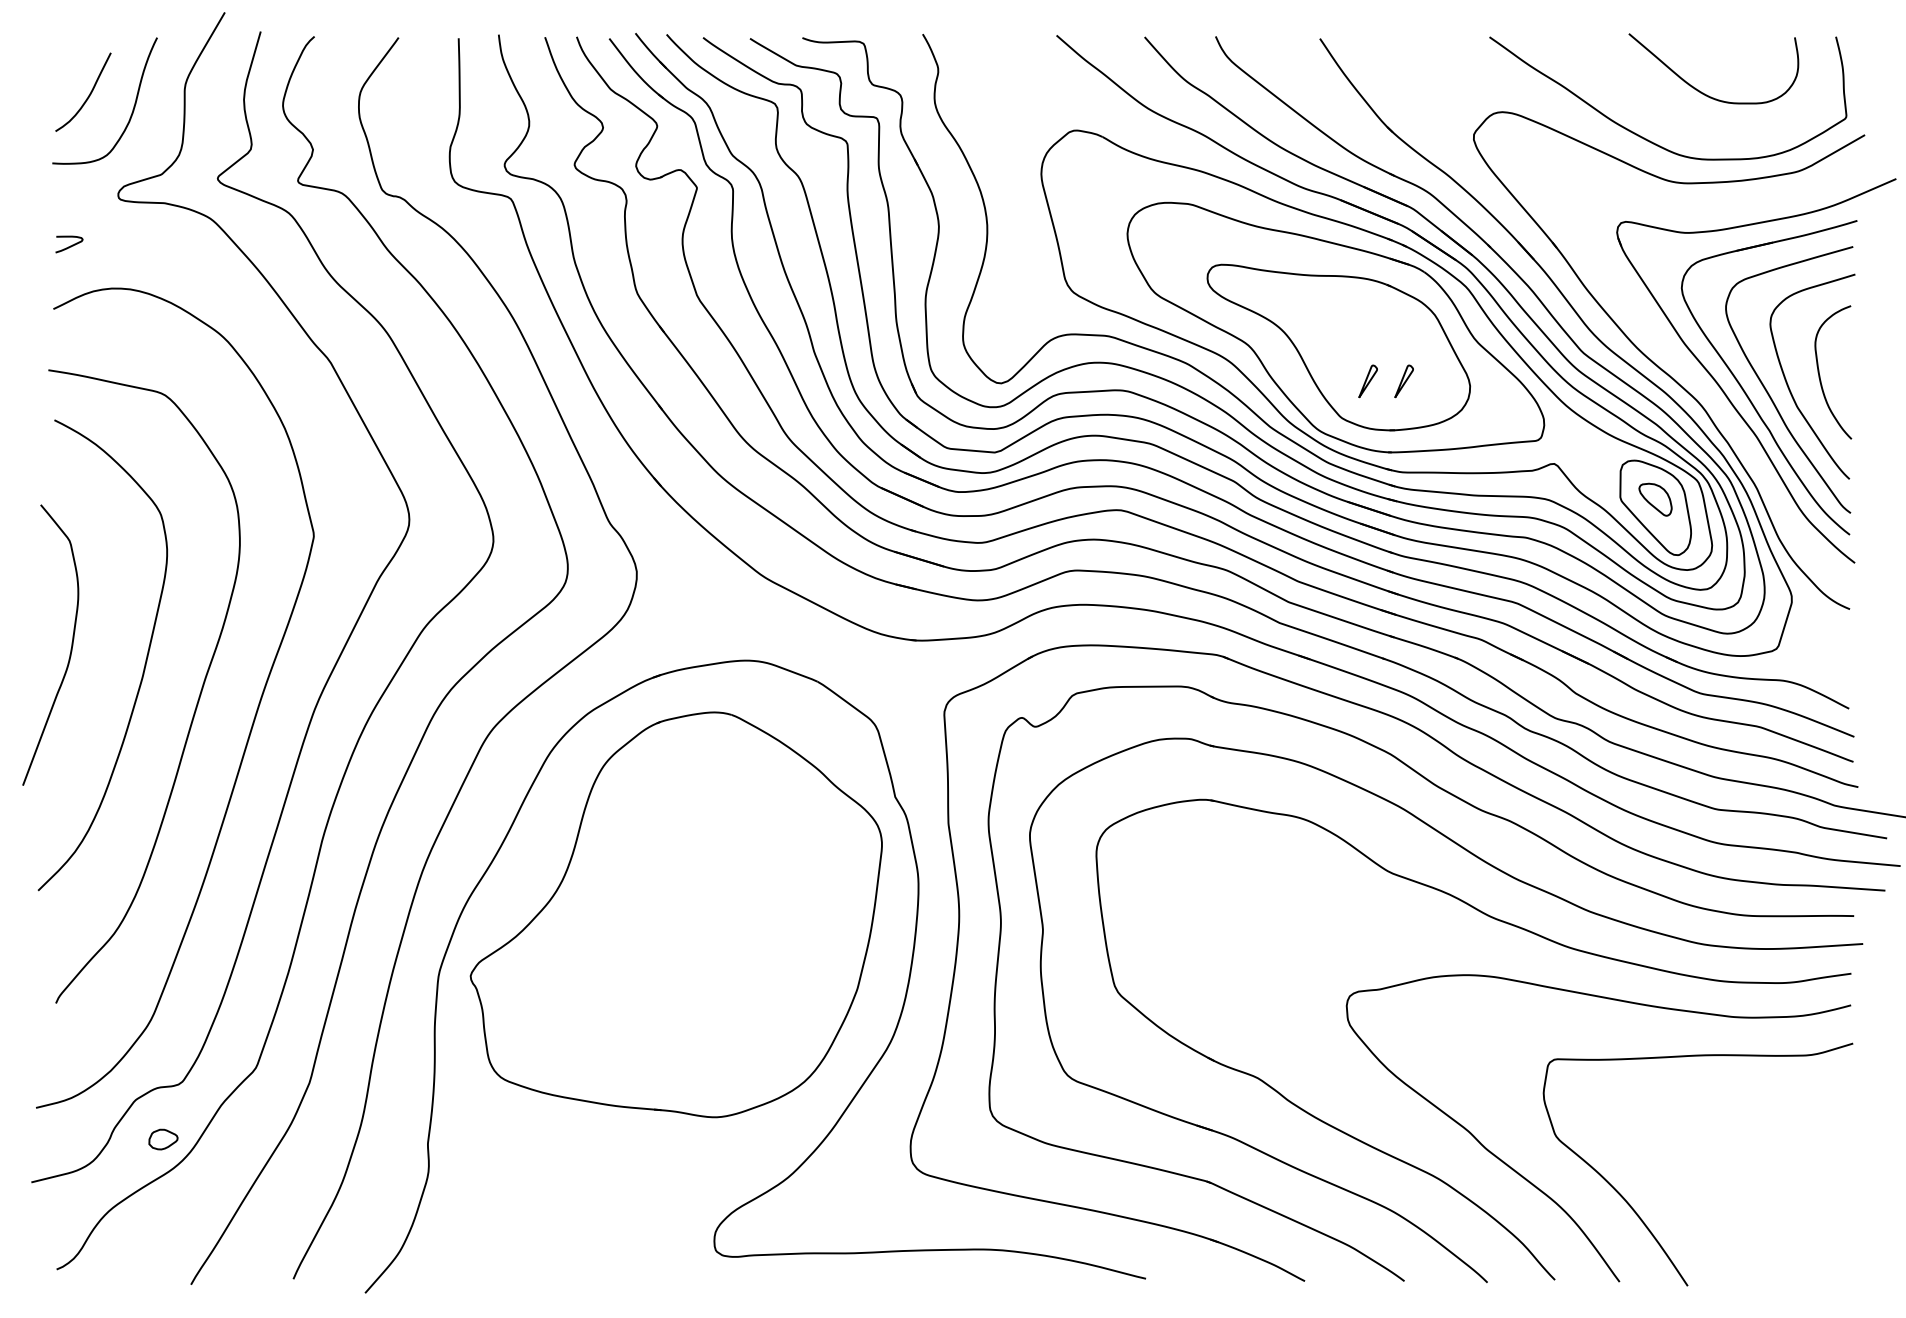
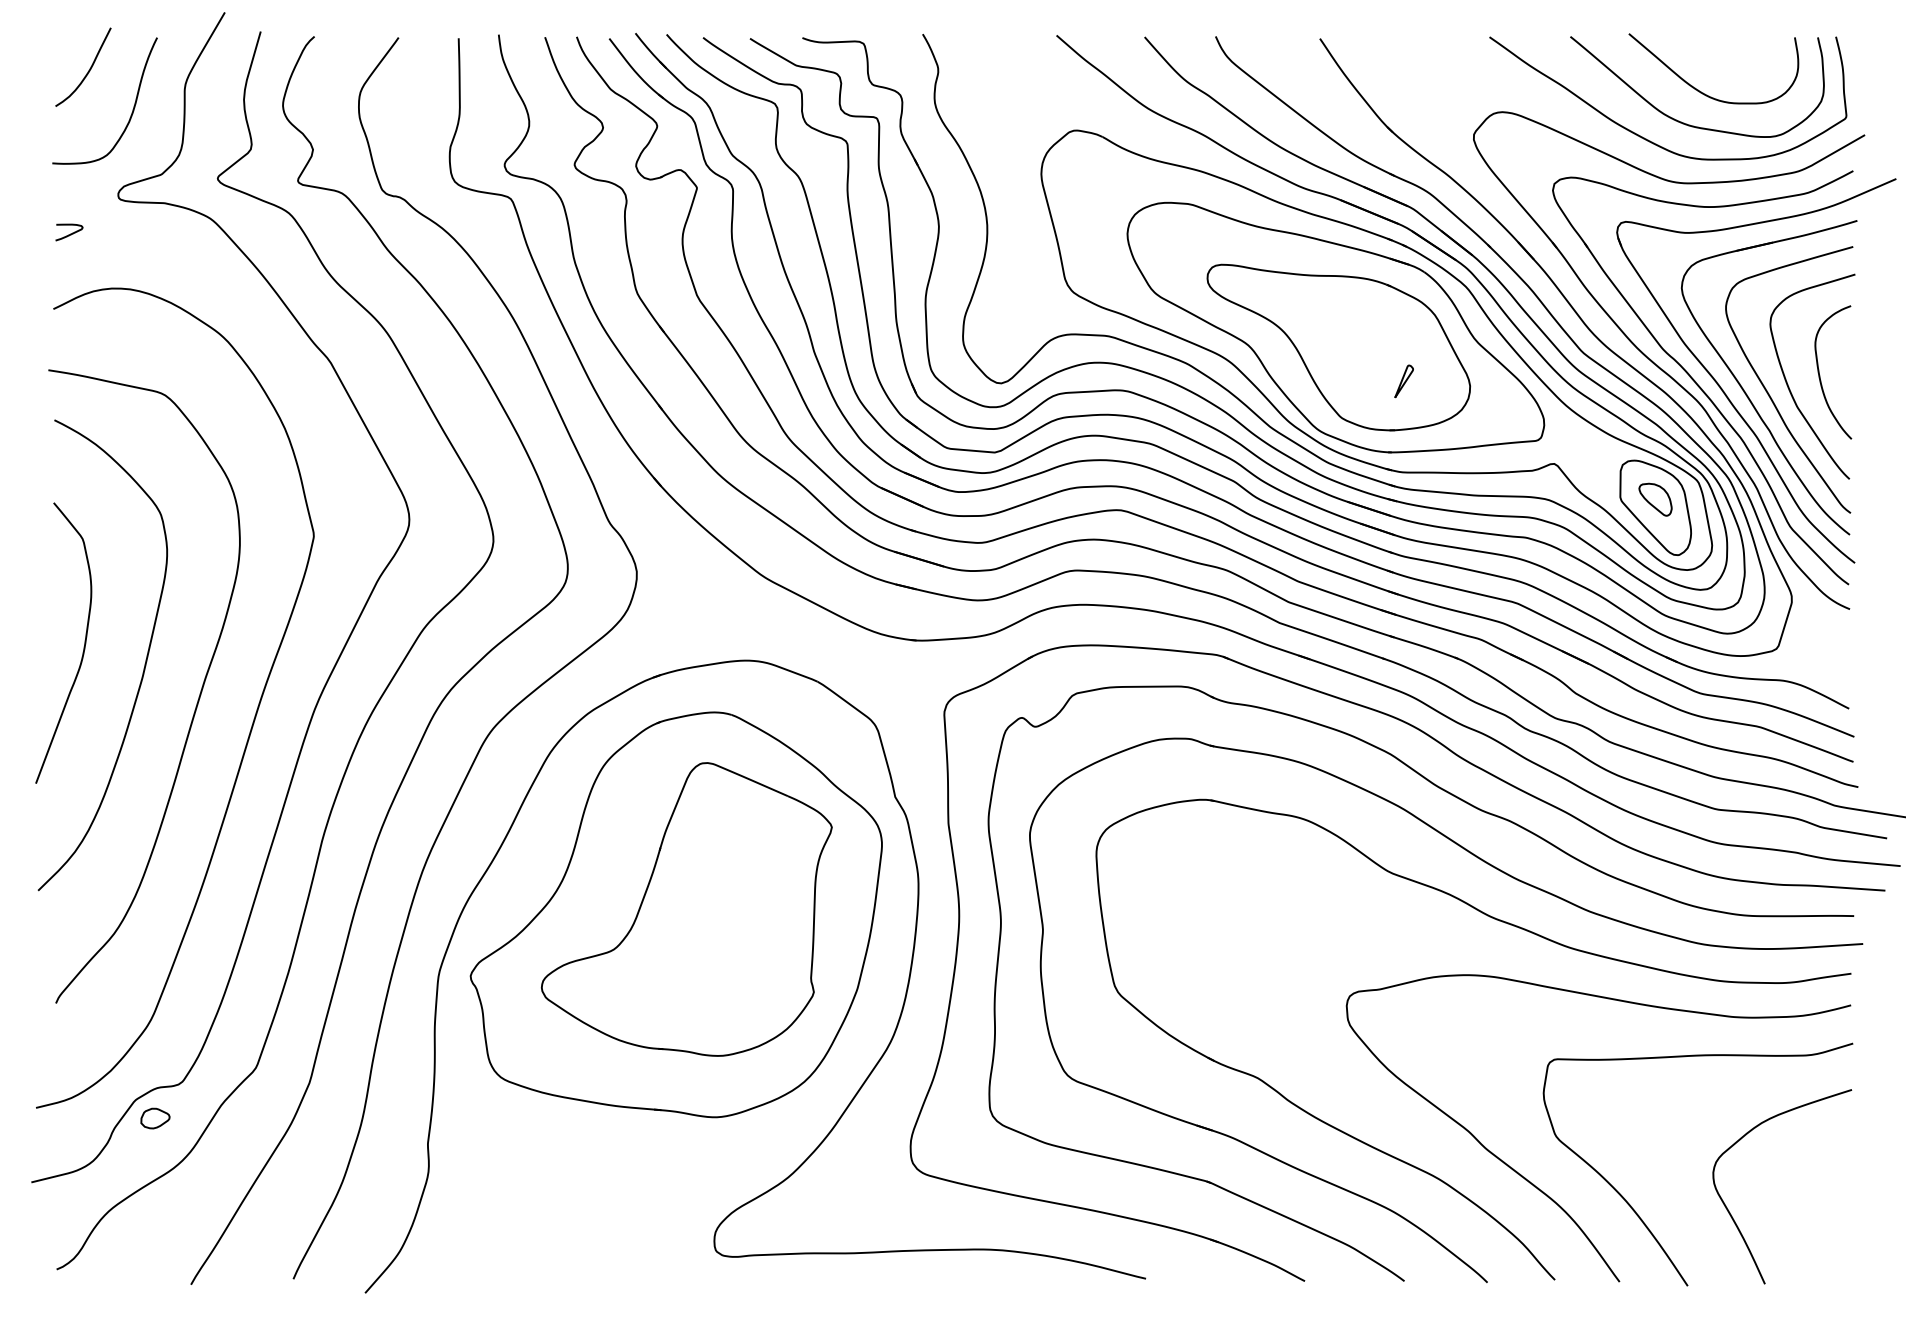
curve position: (89, 93) -> (89, 68) (89, 68)
curve: none -> present (1684, 122)
curve position: (70, 245) -> (70, 233) (70, 233)
part: none -> present (1695, 380)
part: present -> none (1367, 381)
curve position: (70, 648) -> (83, 646) (83, 646)
part: none -> present (686, 909)
part position: (163, 1139) -> (155, 1118) (155, 1118)
curve: none -> present (1733, 1217)
